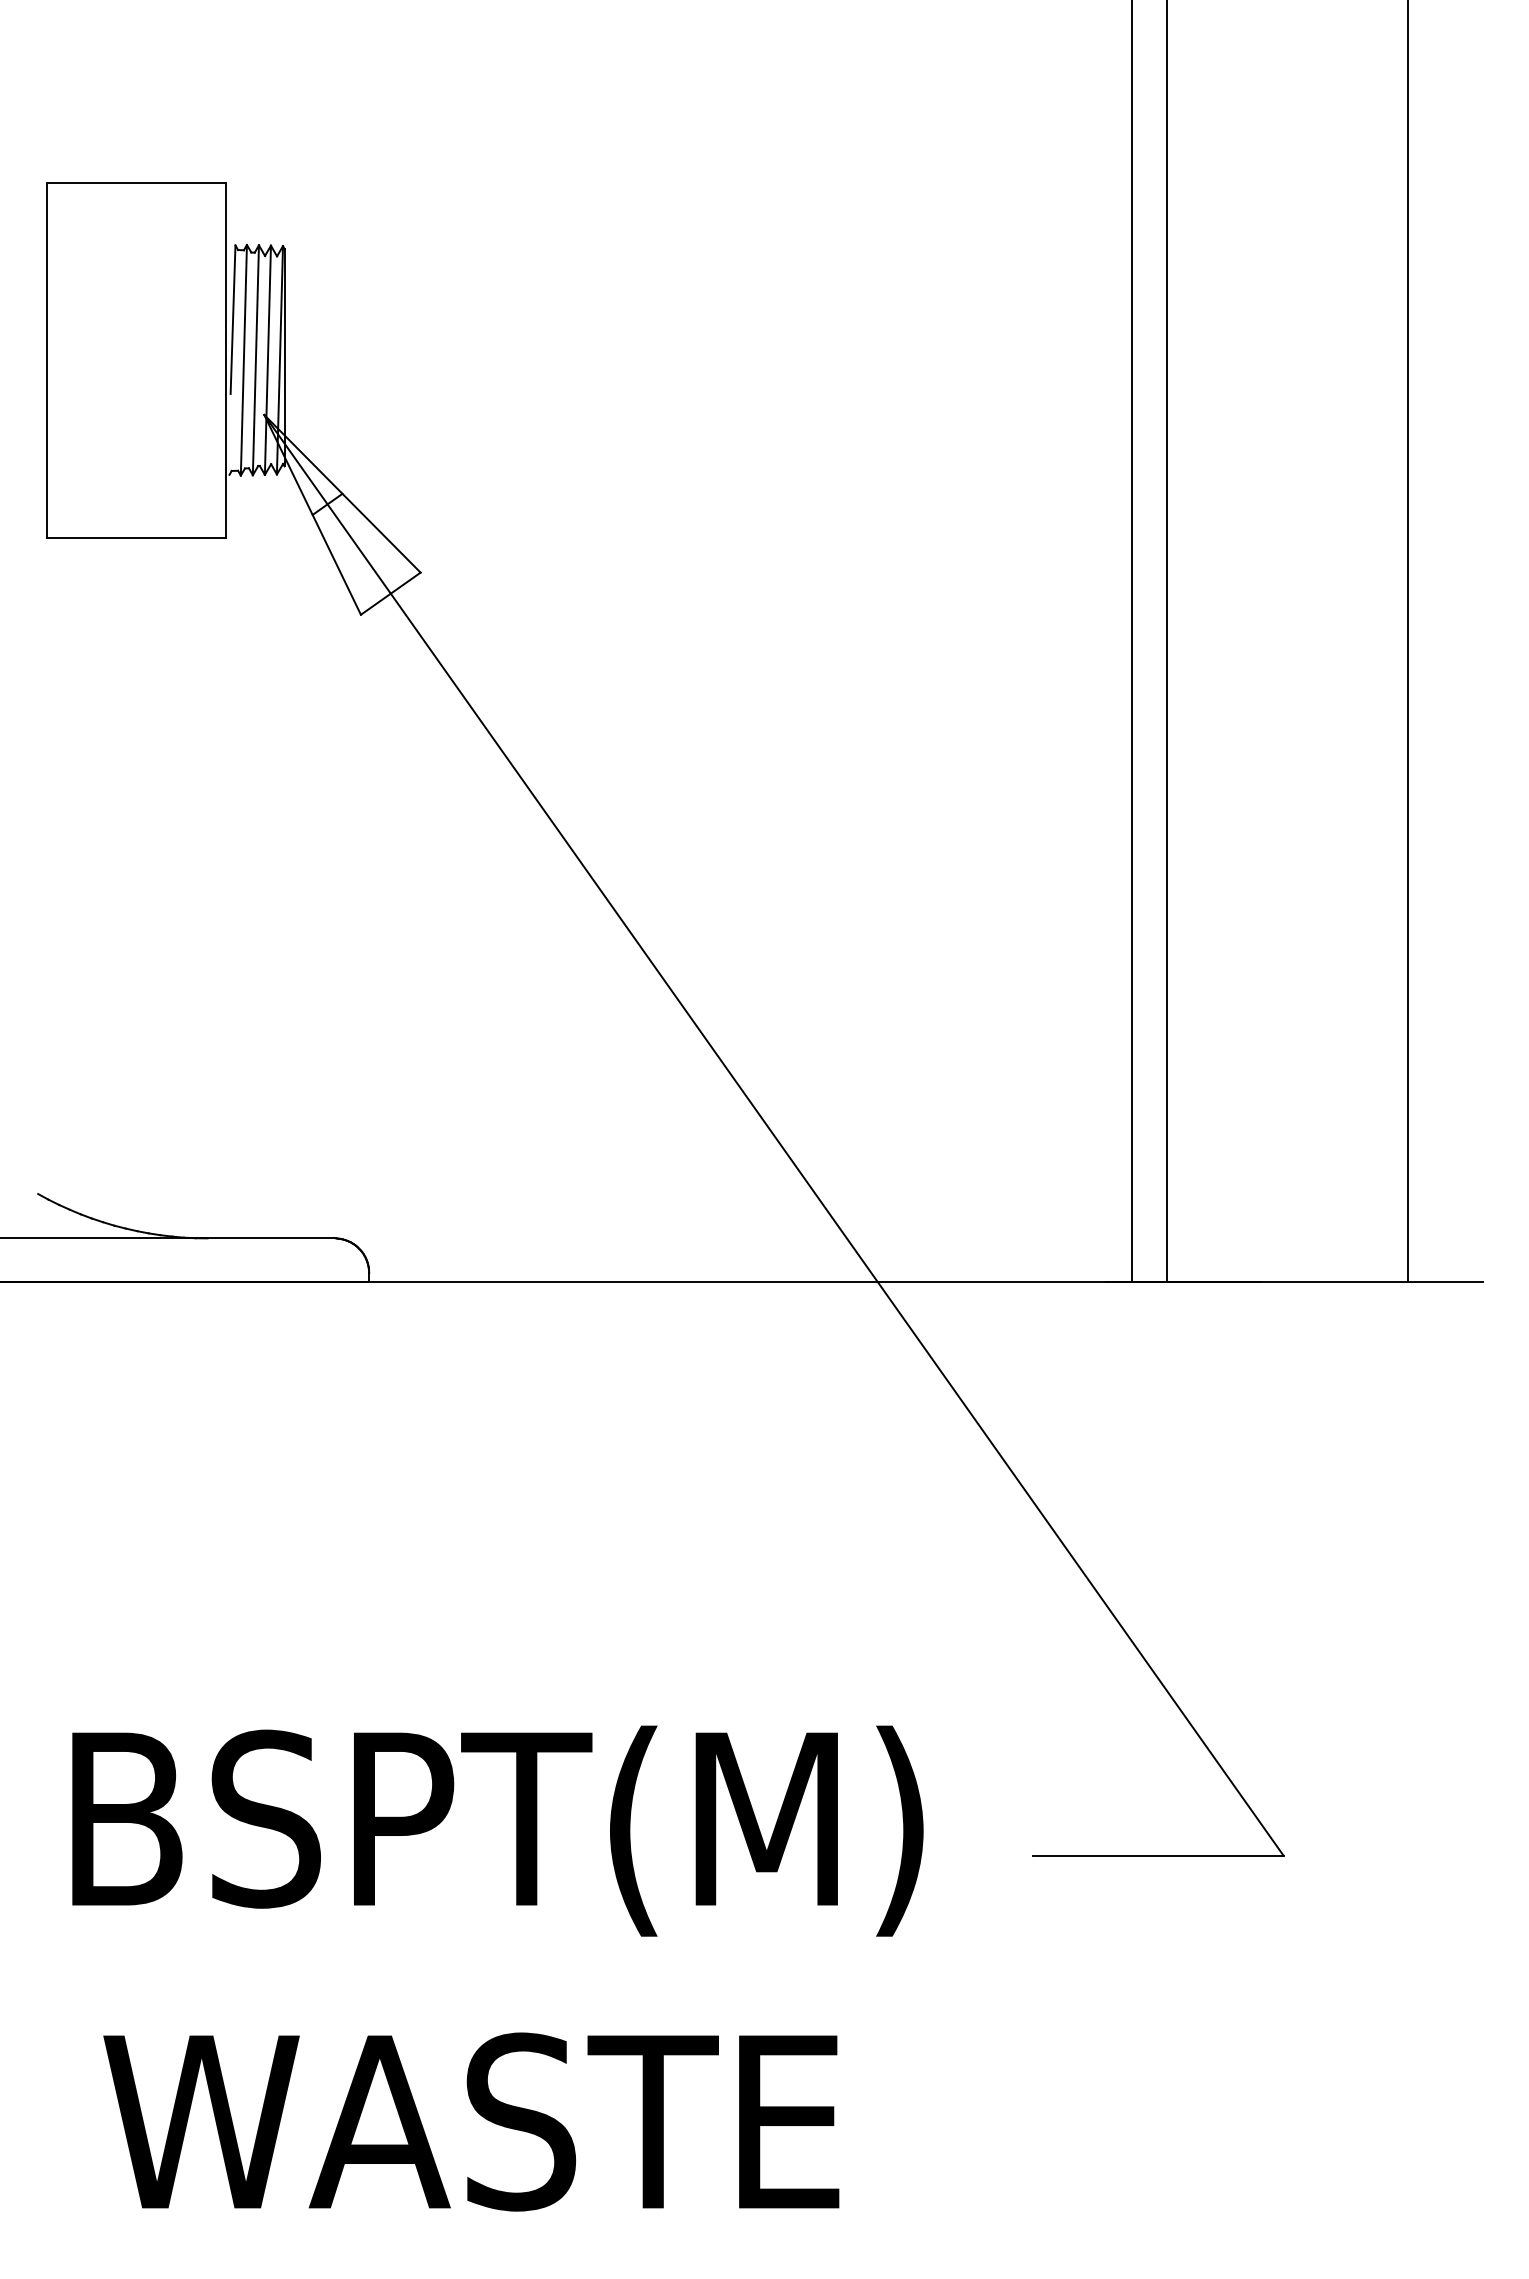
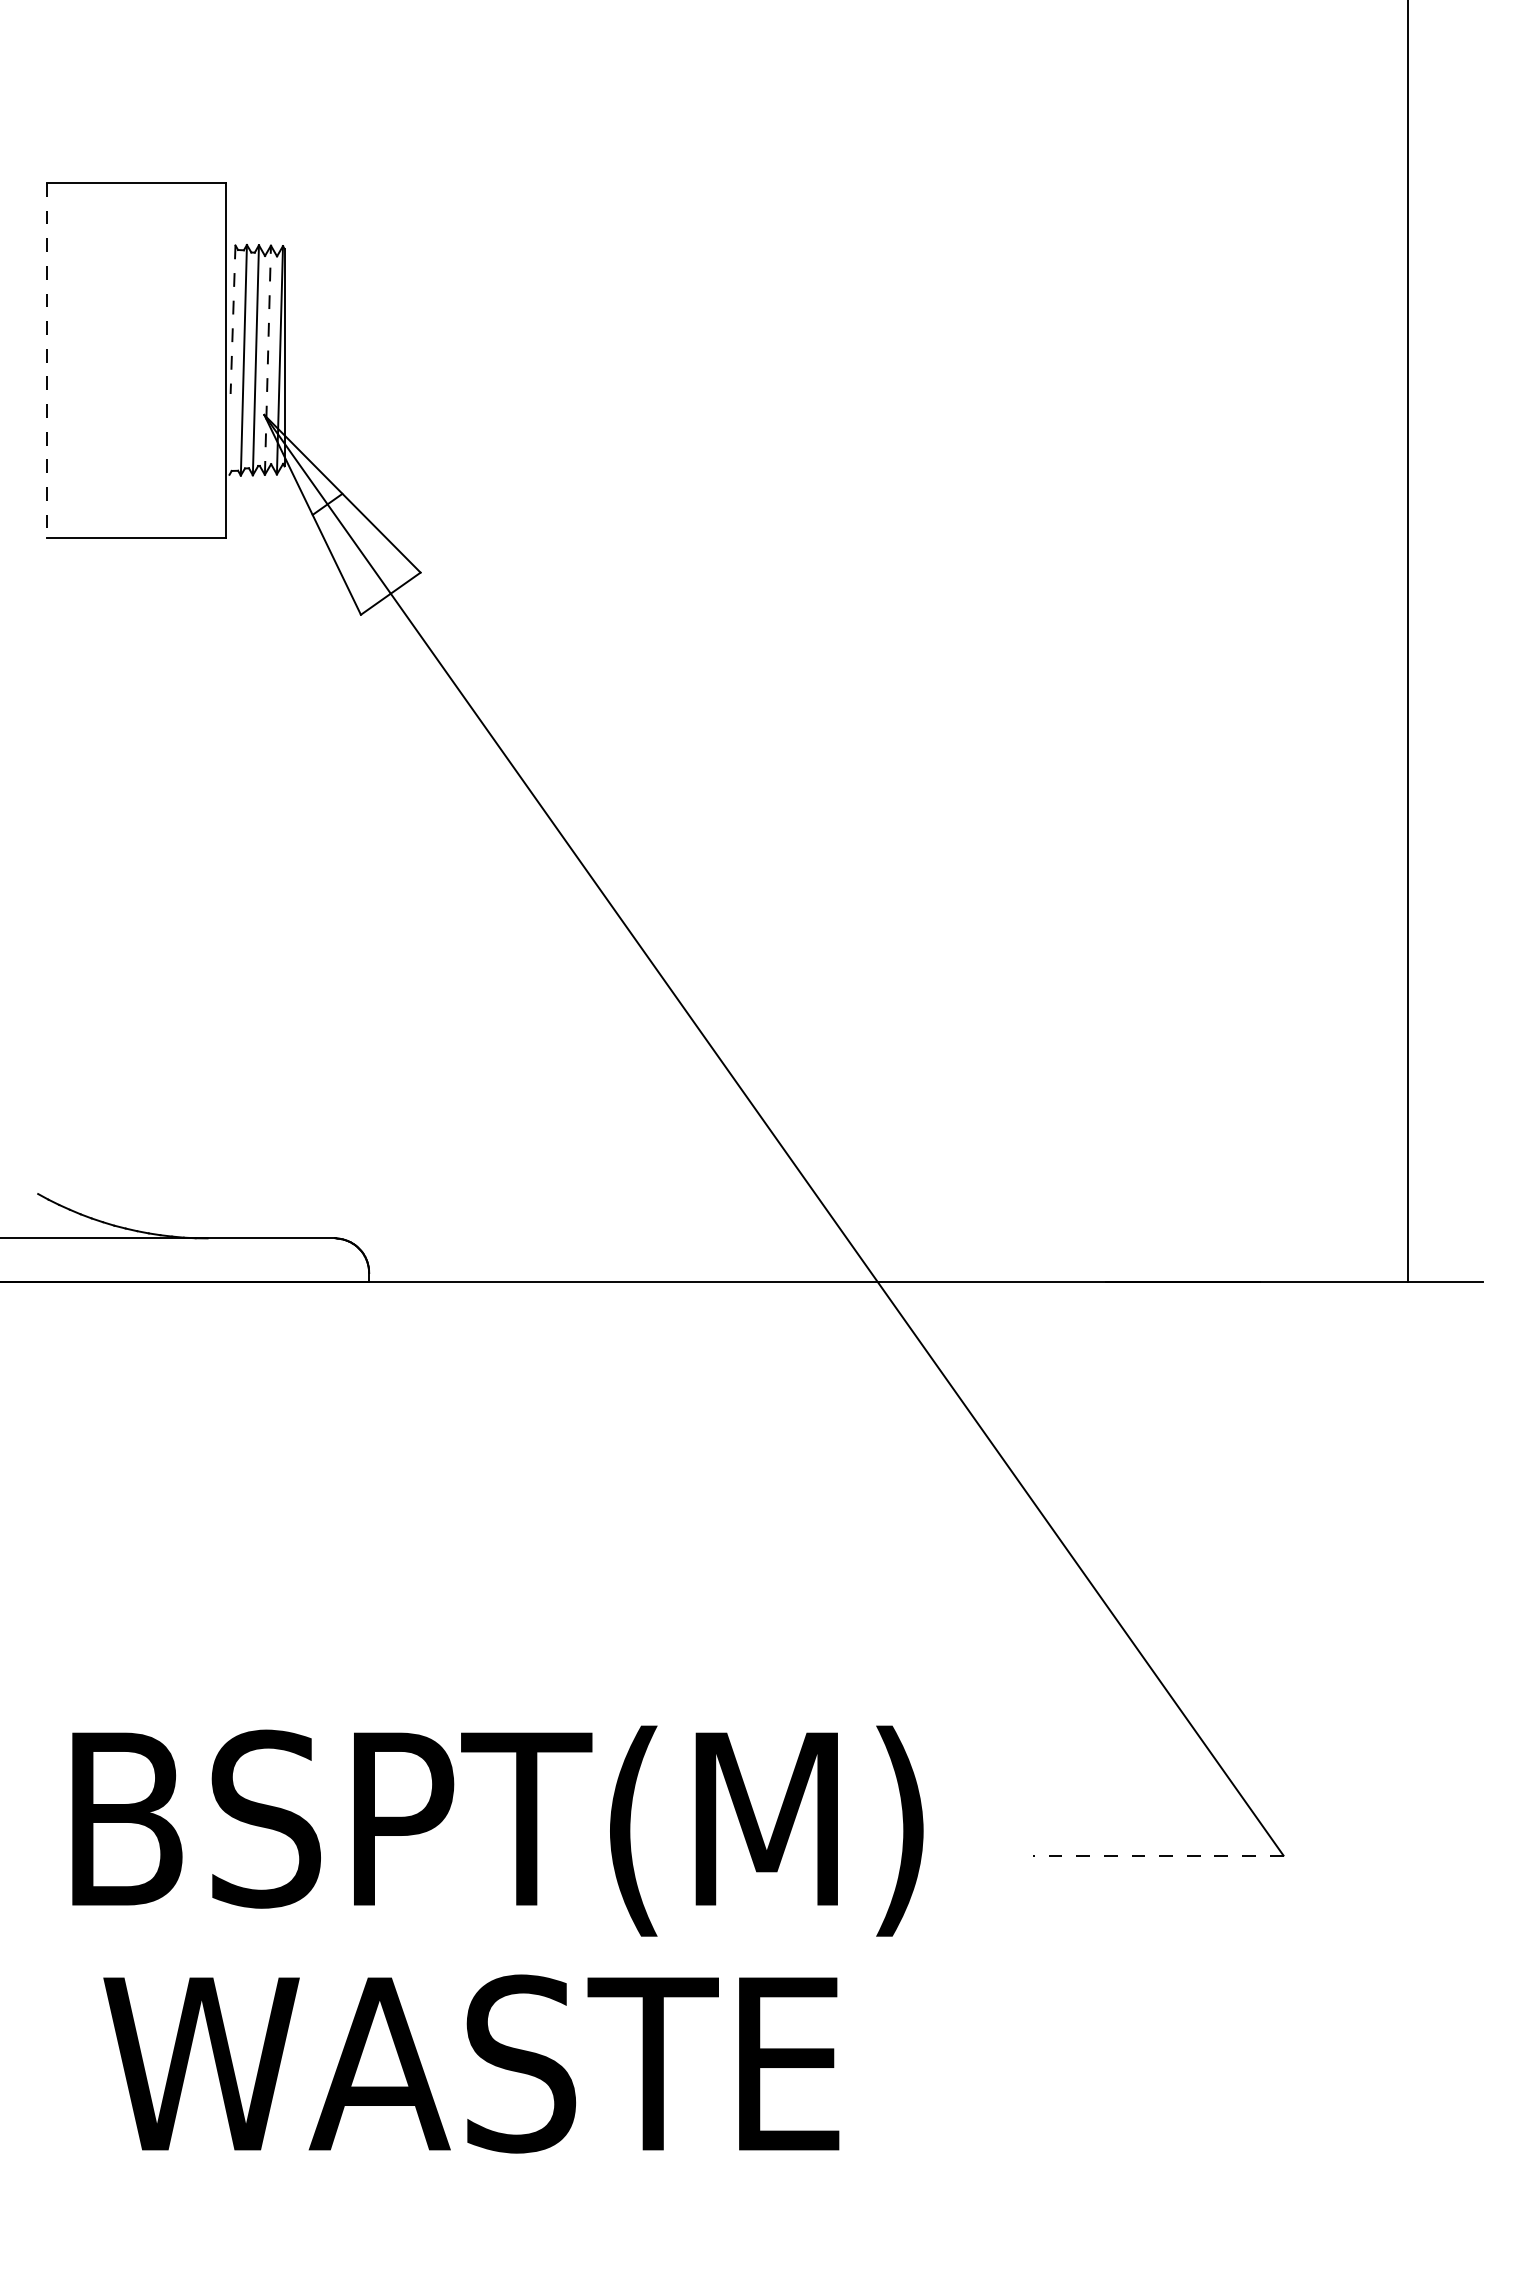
line: solid -> dashed (233, 320)
line: solid -> dashed (47, 360)
line: solid -> dashed (267, 360)
line: present -> none (1132, 641)
line: present -> none (1166, 641)
line: solid -> dashed (1157, 1855)
text position: (471, 2121) -> (471, 2063) (471, 2063)
